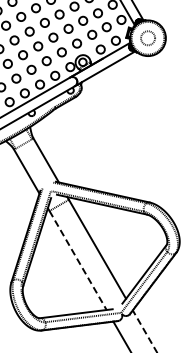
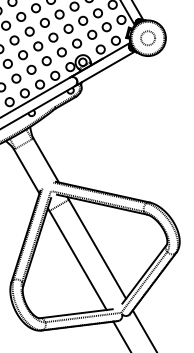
line: dashed -> solid (78, 260)
line: dashed -> solid (144, 331)
